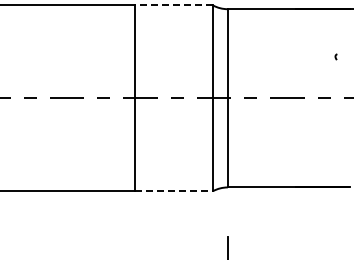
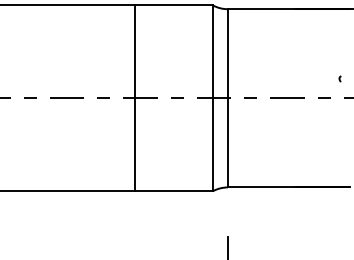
line: dashed -> solid (173, 5)
curve position: (335, 56) -> (339, 78) (339, 78)
line: dashed -> solid (174, 191)
